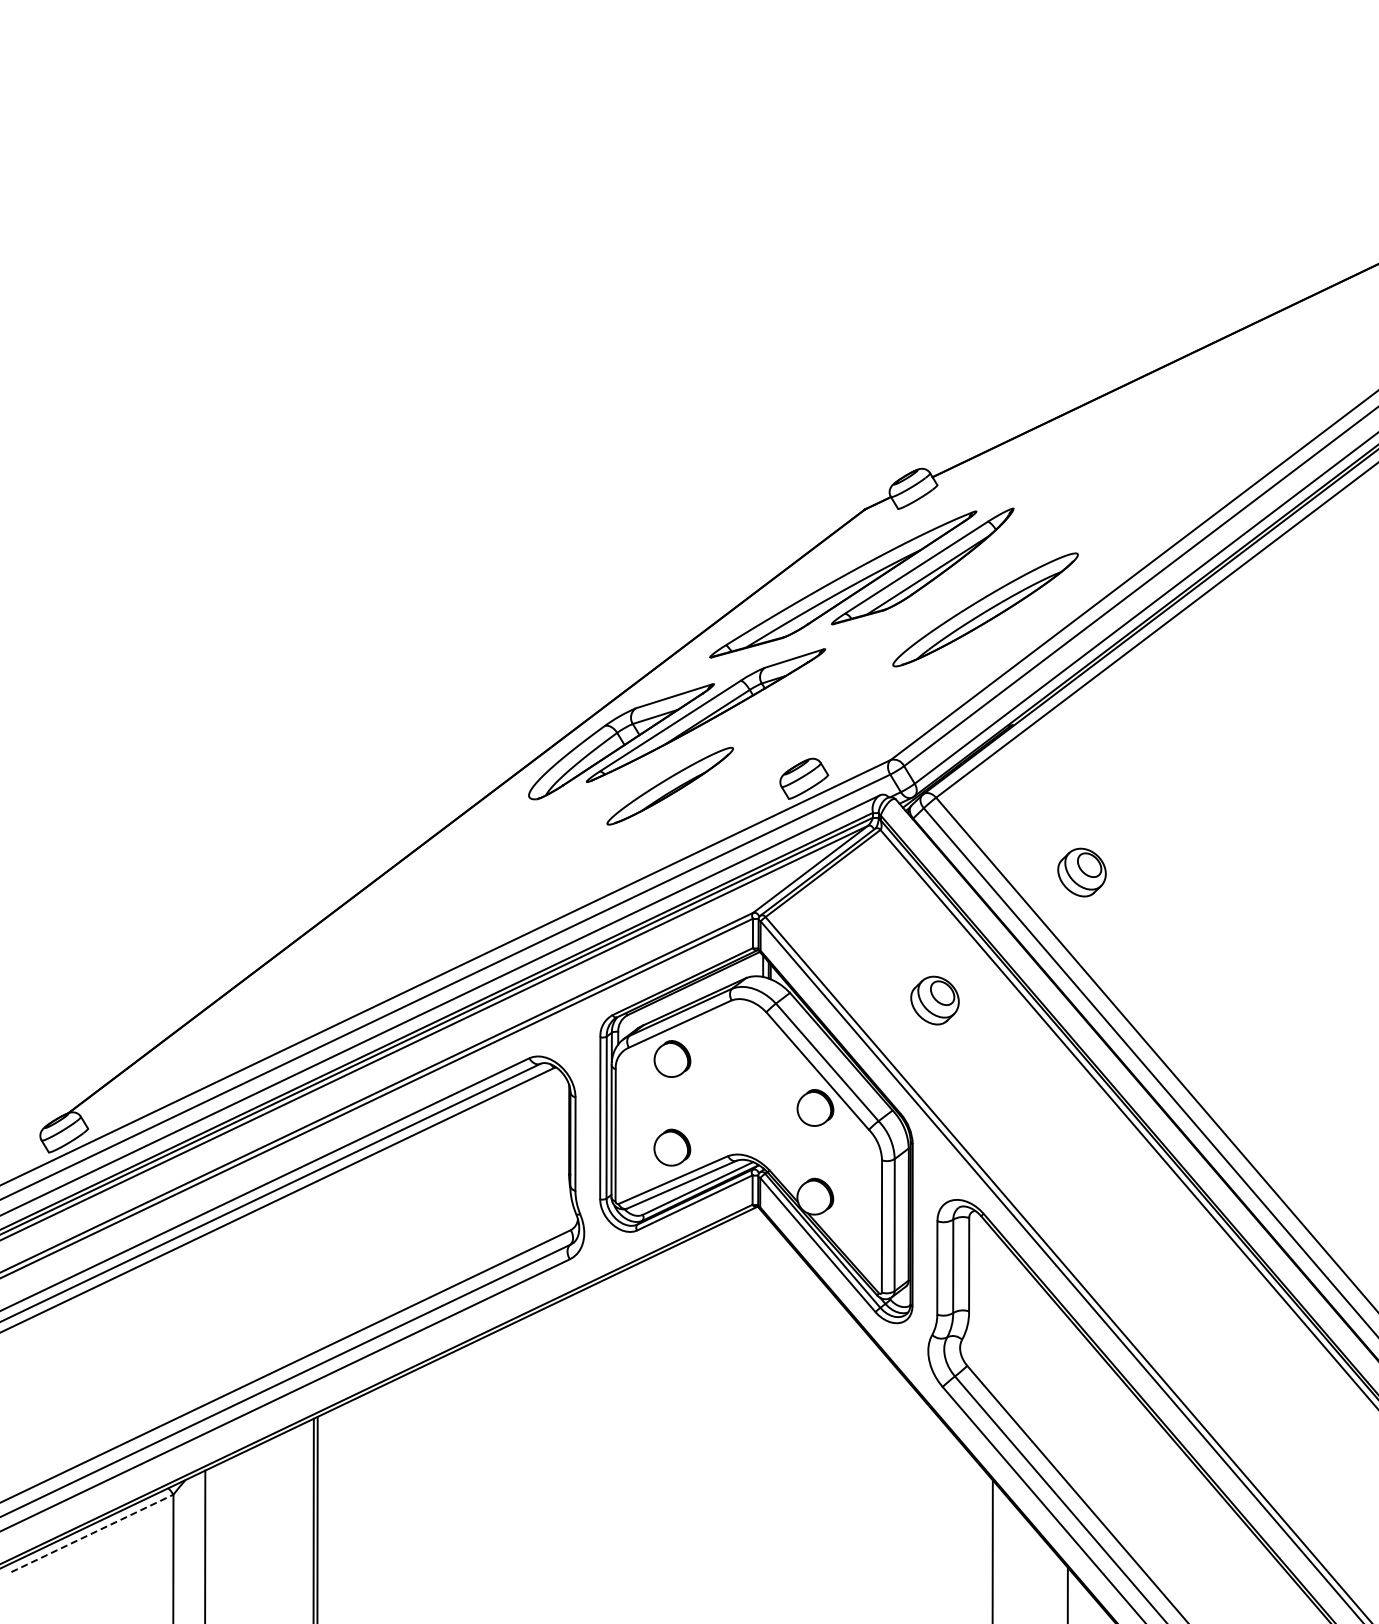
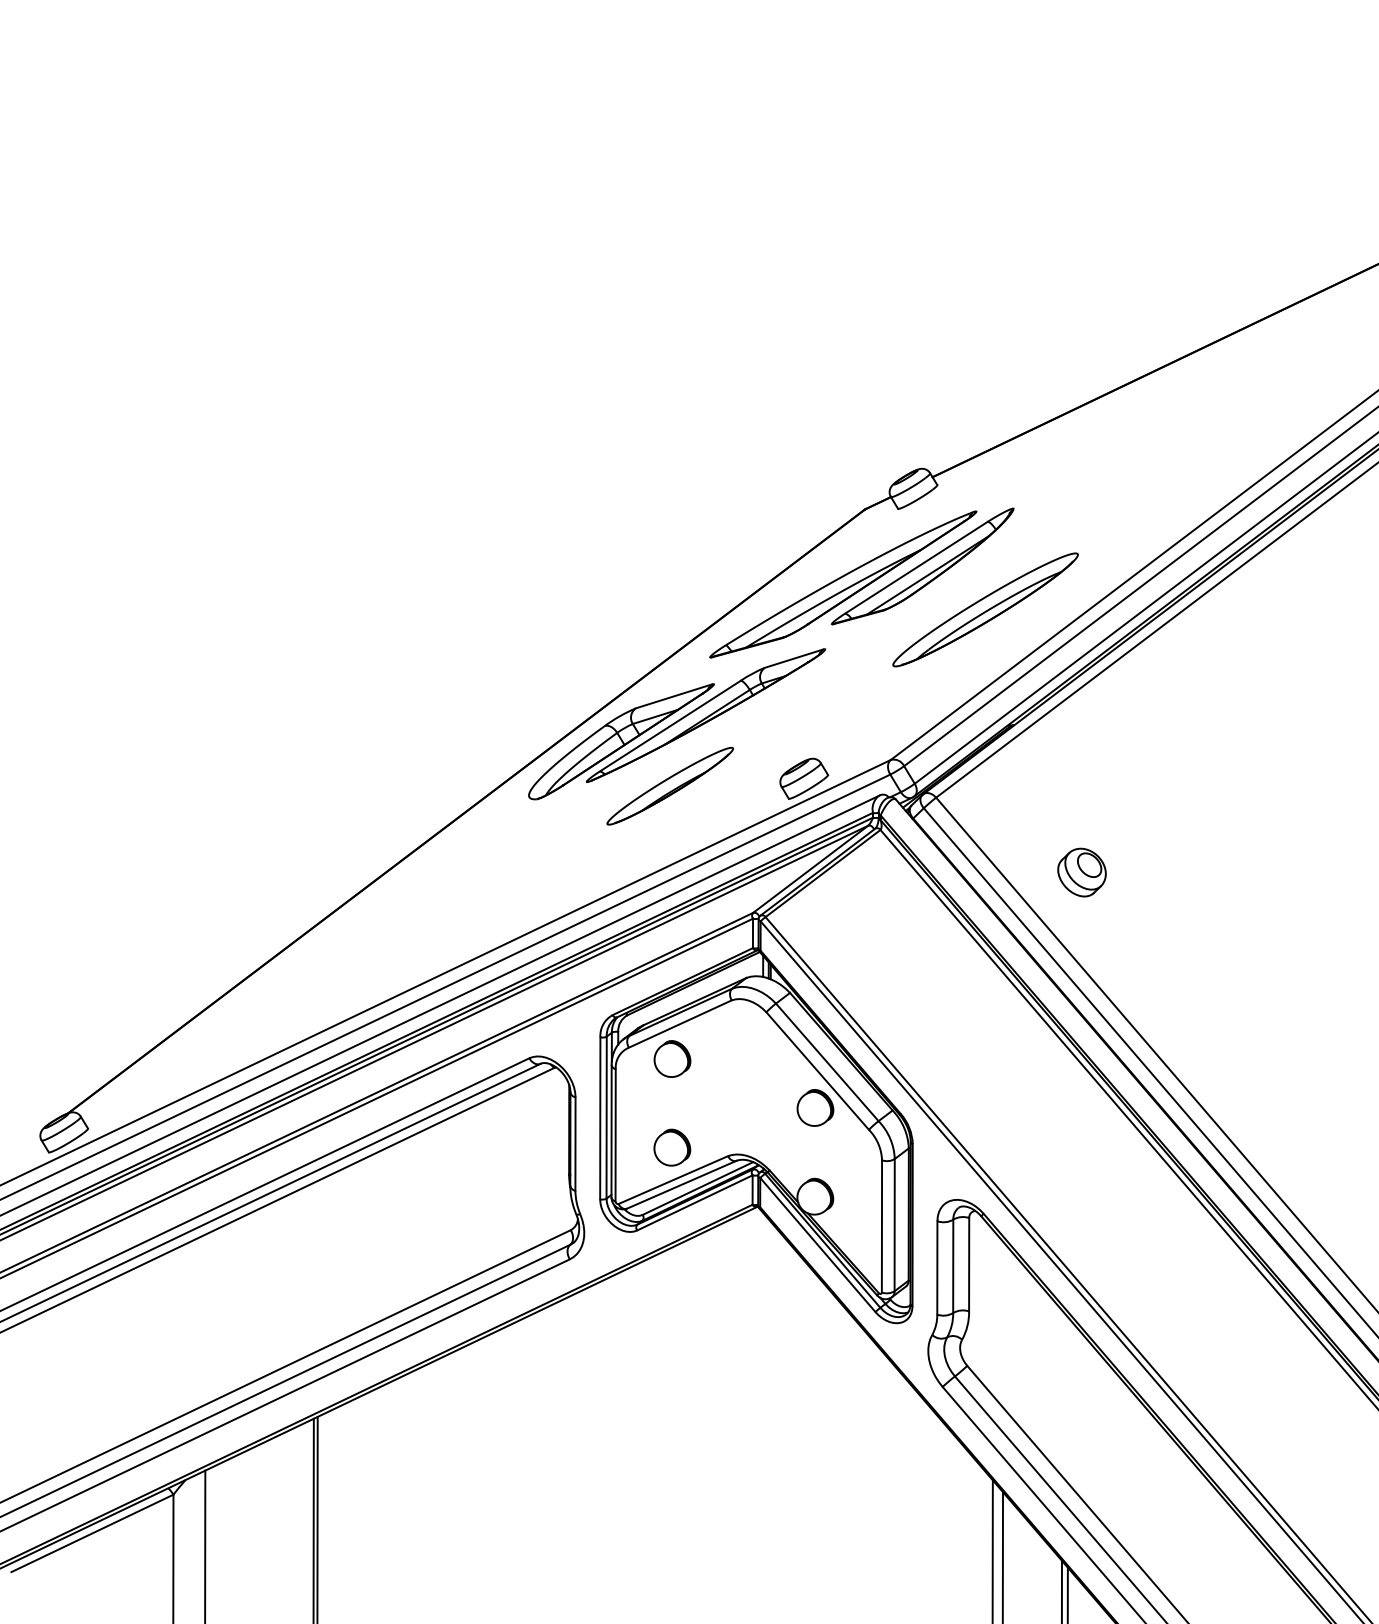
part: present -> none (934, 1000)
line: dashed -> solid (92, 1533)
line: none -> present (1002, 1556)
line: none -> present (1061, 1590)
